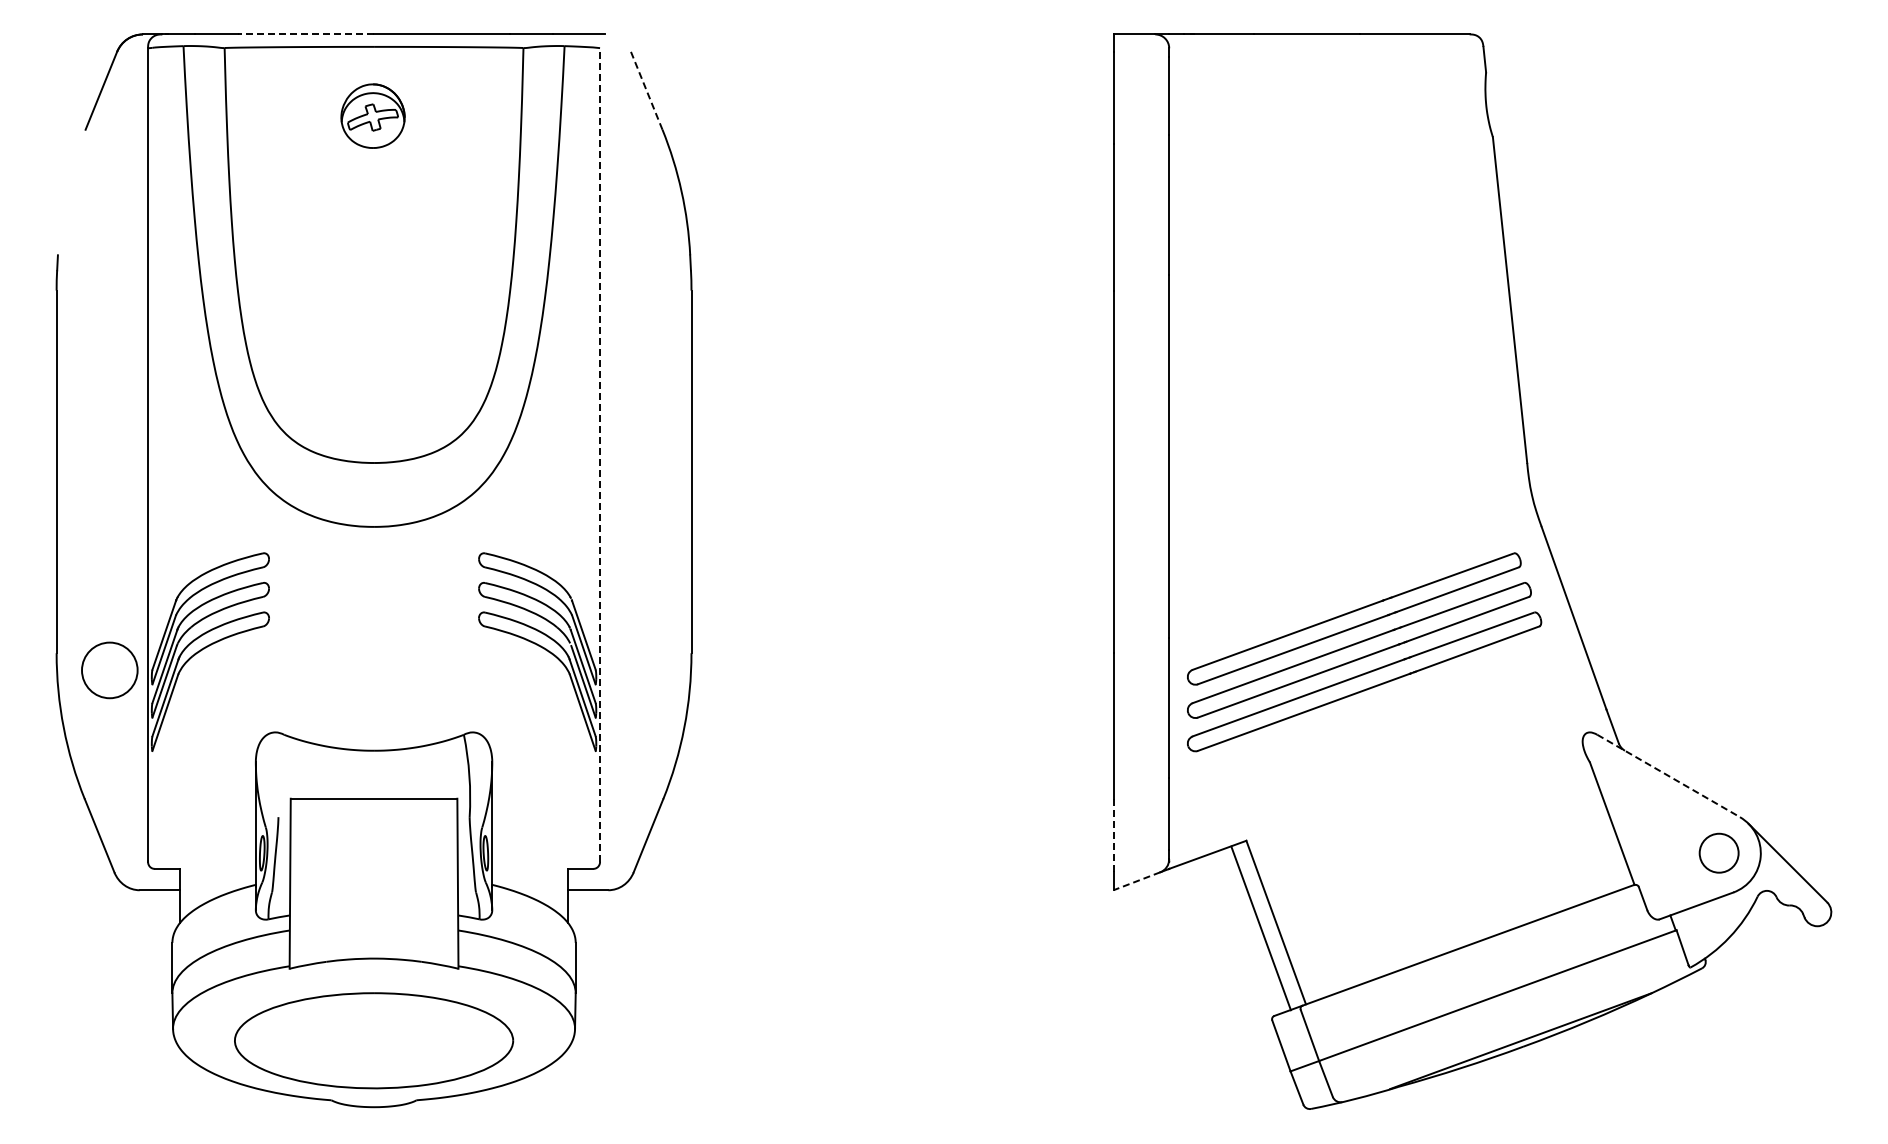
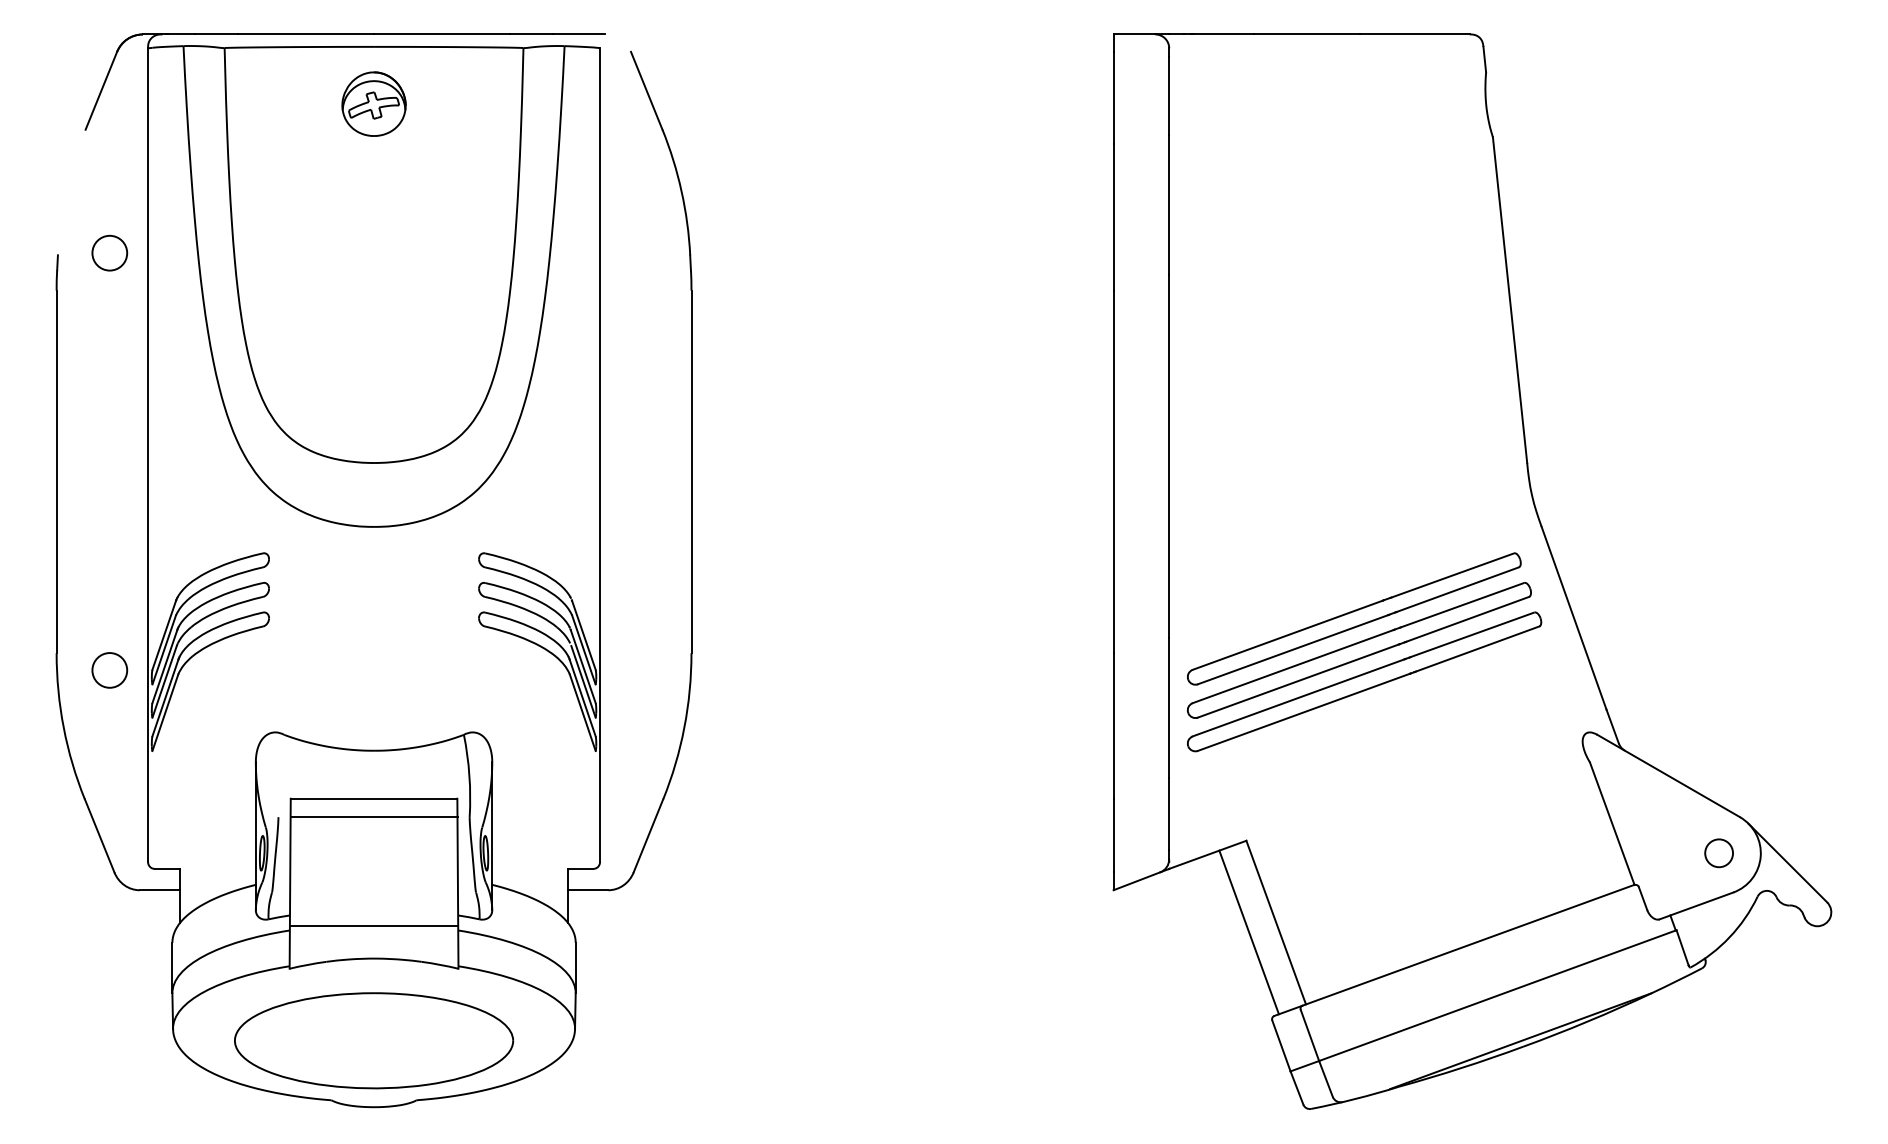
line: dashed -> solid (306, 34)
line: dashed -> solid (646, 91)
part position: (372, 115) -> (373, 103) (373, 103)
circle: none -> present (109, 252)
line: dashed -> solid (600, 455)
circle diameter: 56 px -> 35 px (109, 670)
line: dashed -> solid (1669, 776)
line: none -> present (373, 816)
line: dashed -> solid (1113, 835)
circle size: 42x42 px -> 30x31 px (1718, 853)
line: dashed -> solid (1136, 881)
line: none -> present (373, 926)
line position: (1260, 928) -> (1248, 932) (1248, 932)
